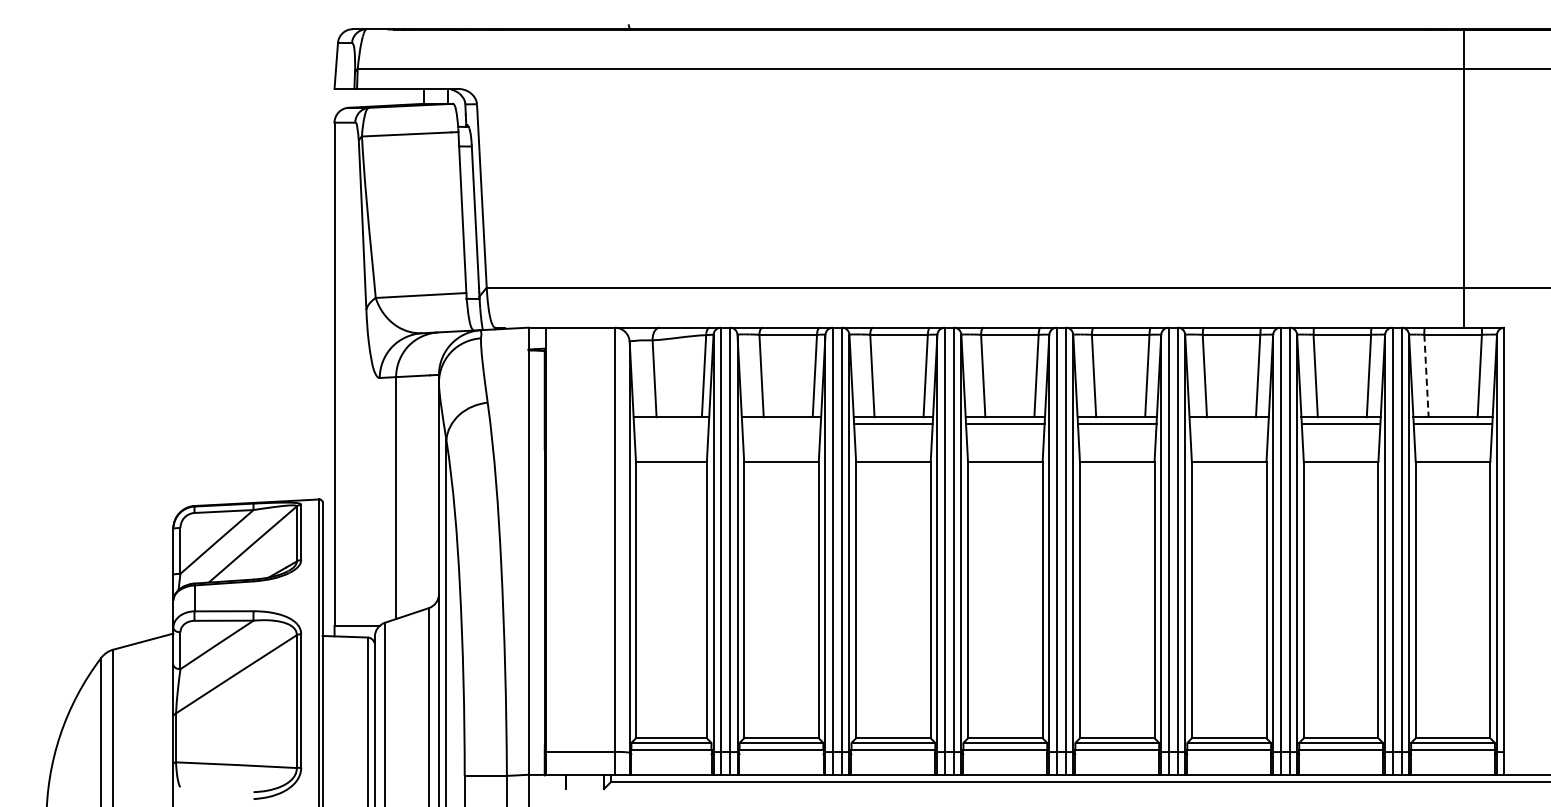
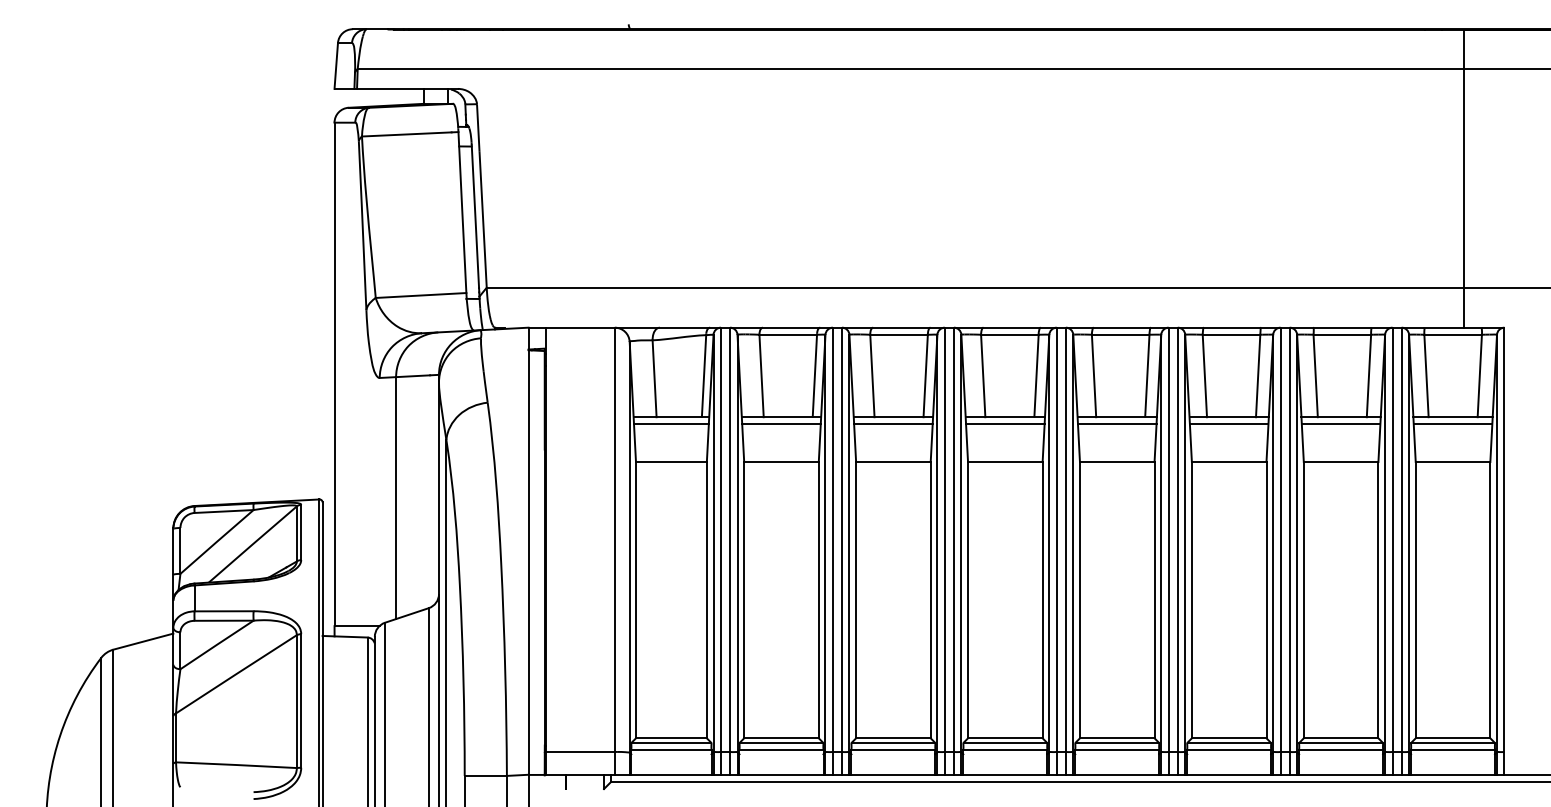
line: dashed -> solid (1426, 376)
line: none -> present (671, 424)
line: none -> present (781, 424)
line: none -> present (1228, 424)
